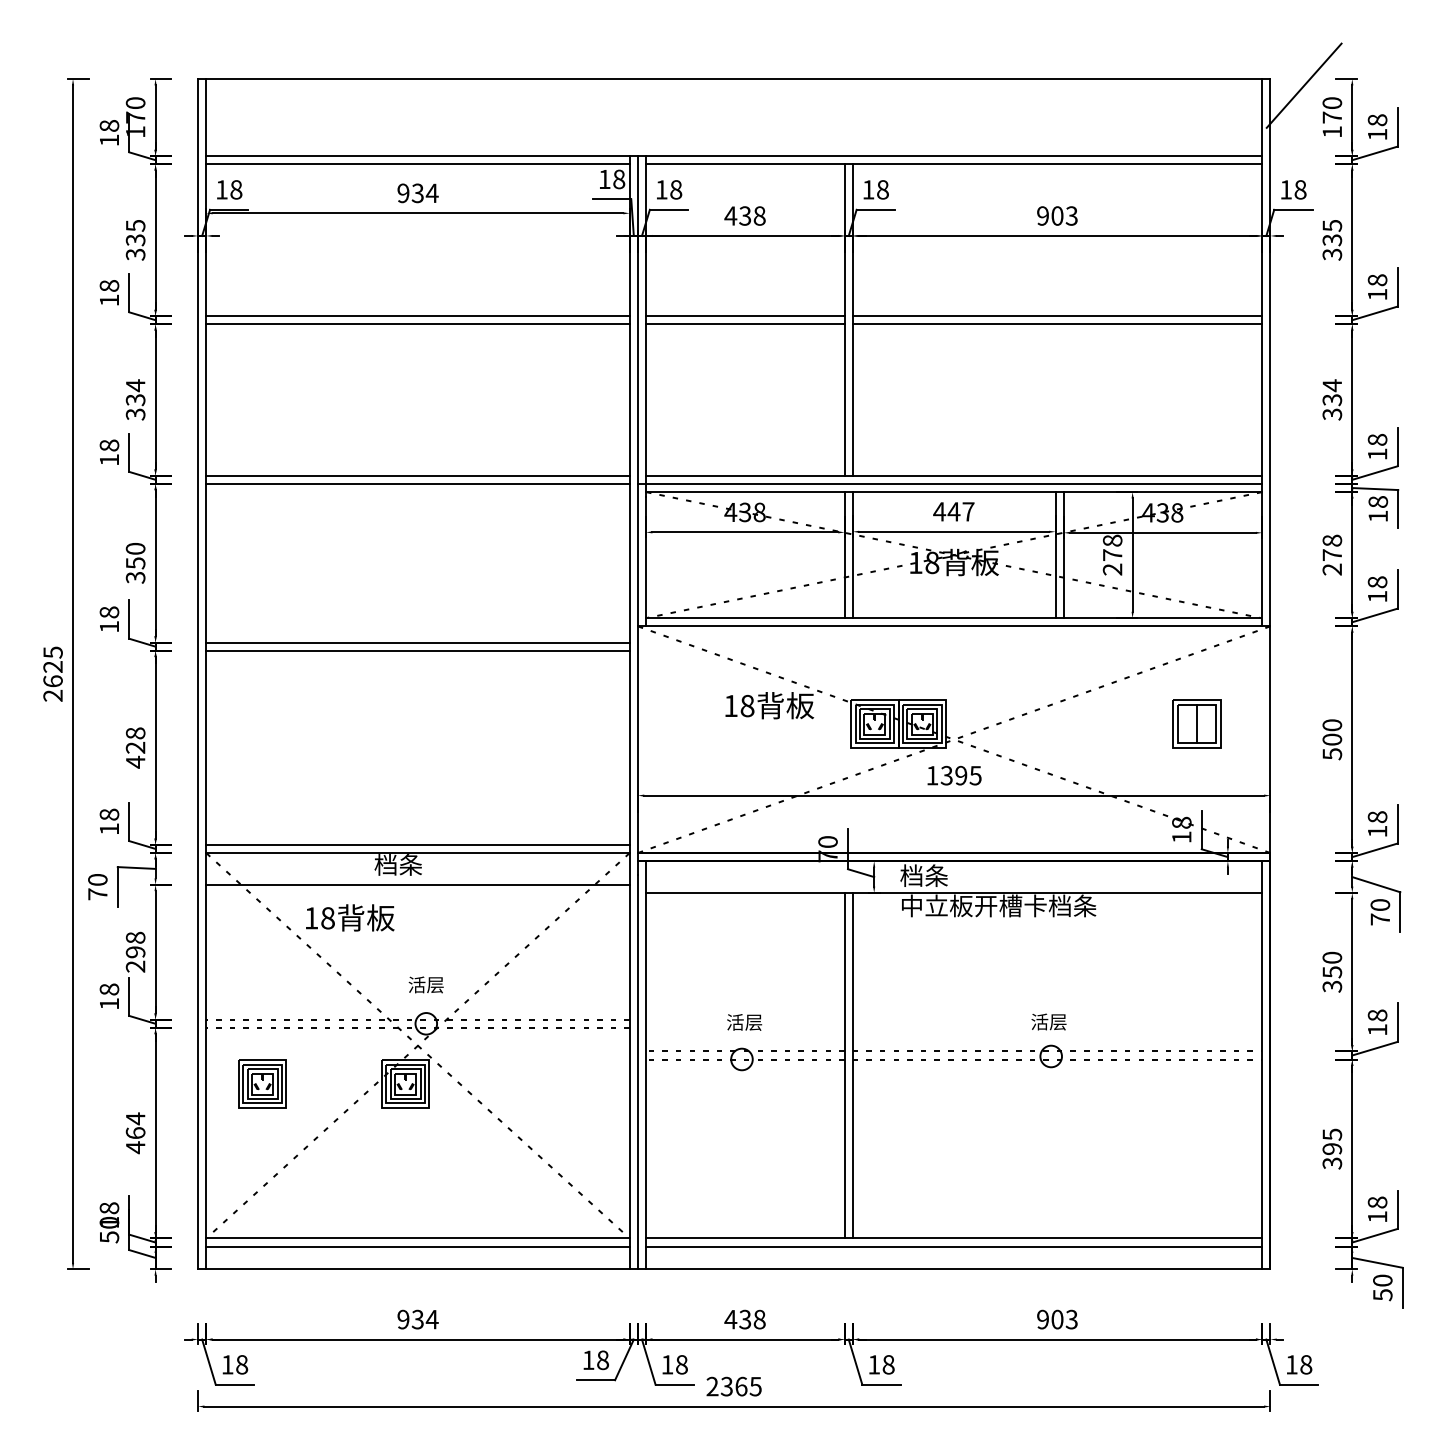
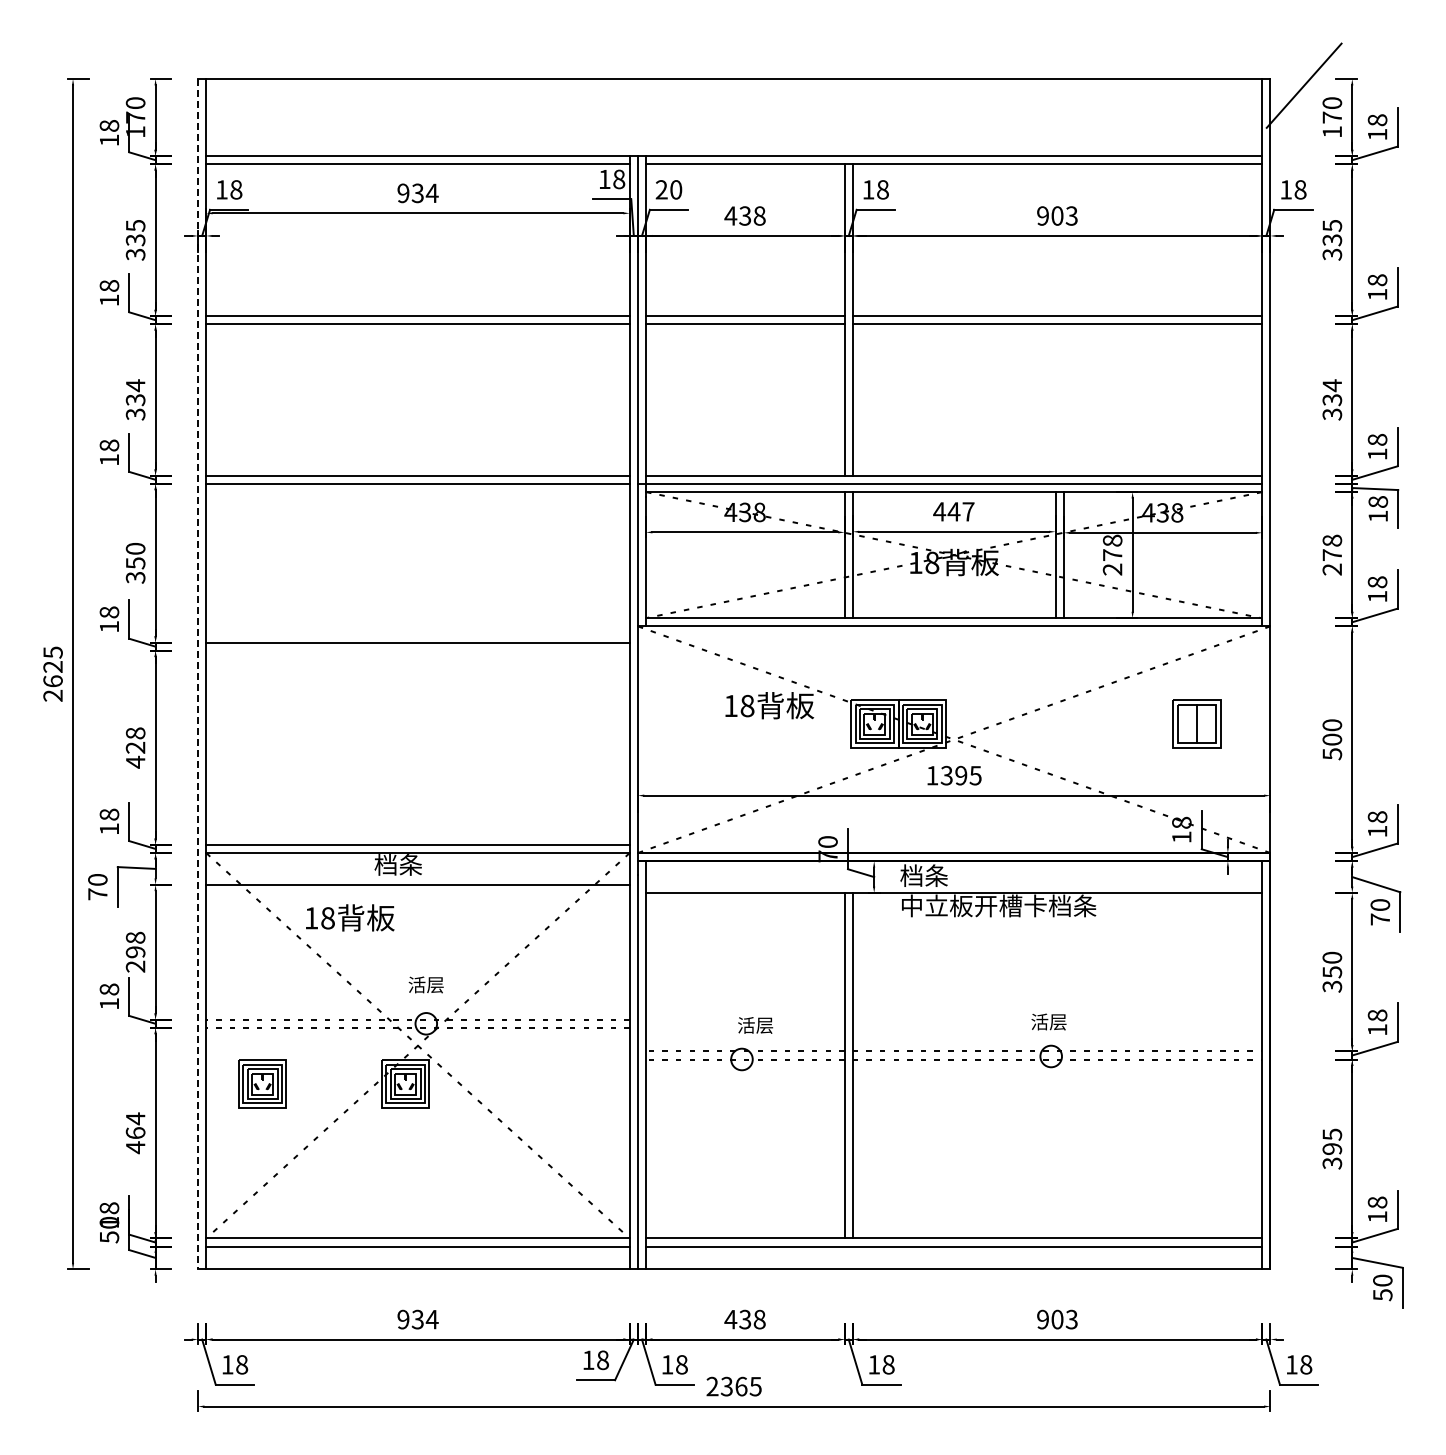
text: 18 -> 20 (668, 189)
line: present -> none (417, 650)
line: solid -> dashed (198, 674)
text position: (744, 1022) -> (755, 1025) (755, 1025)
